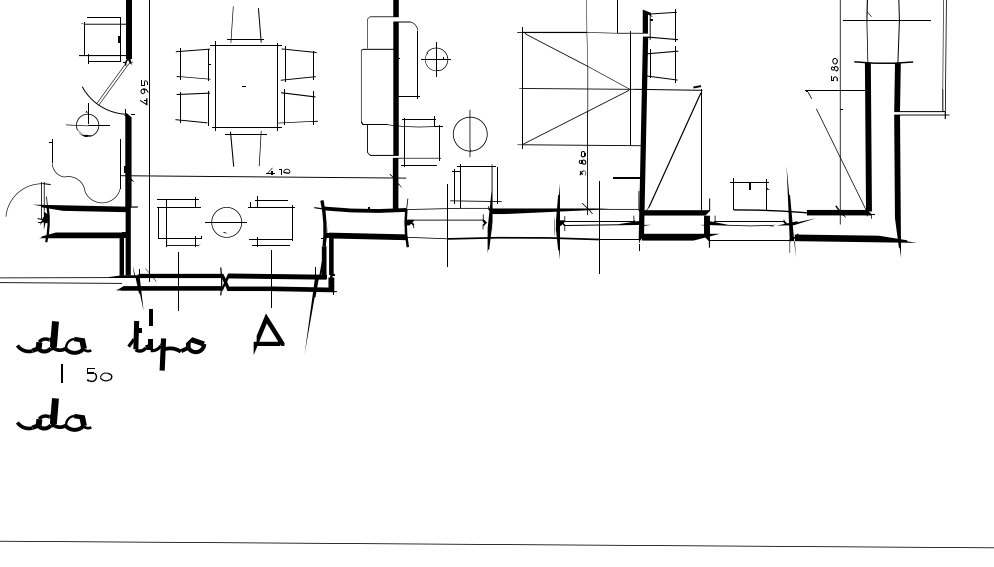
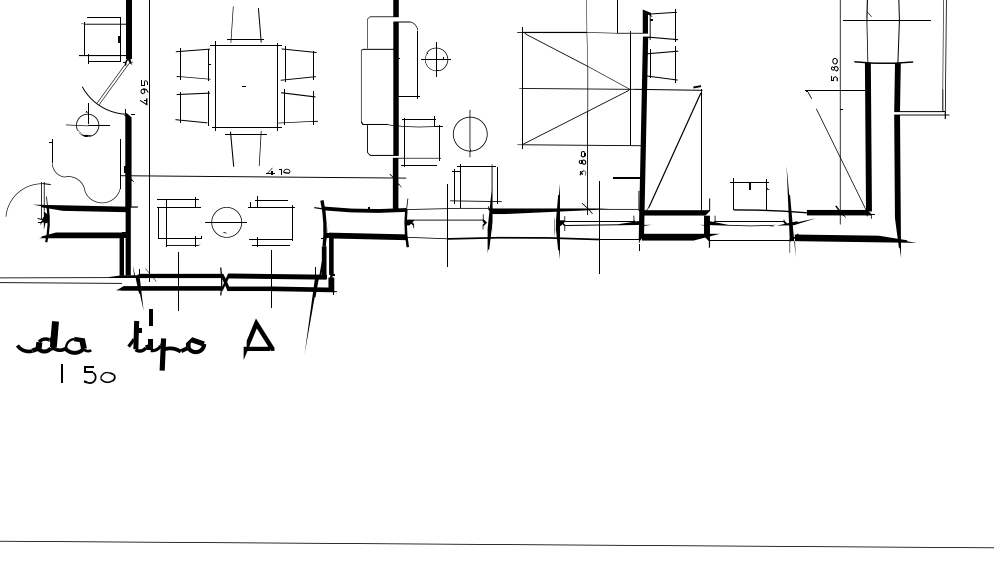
curve position: (271, 331) -> (261, 336) (261, 336)
part size: 26x15 px -> 33x18 px (99, 374)
part: present -> none (53, 414)
